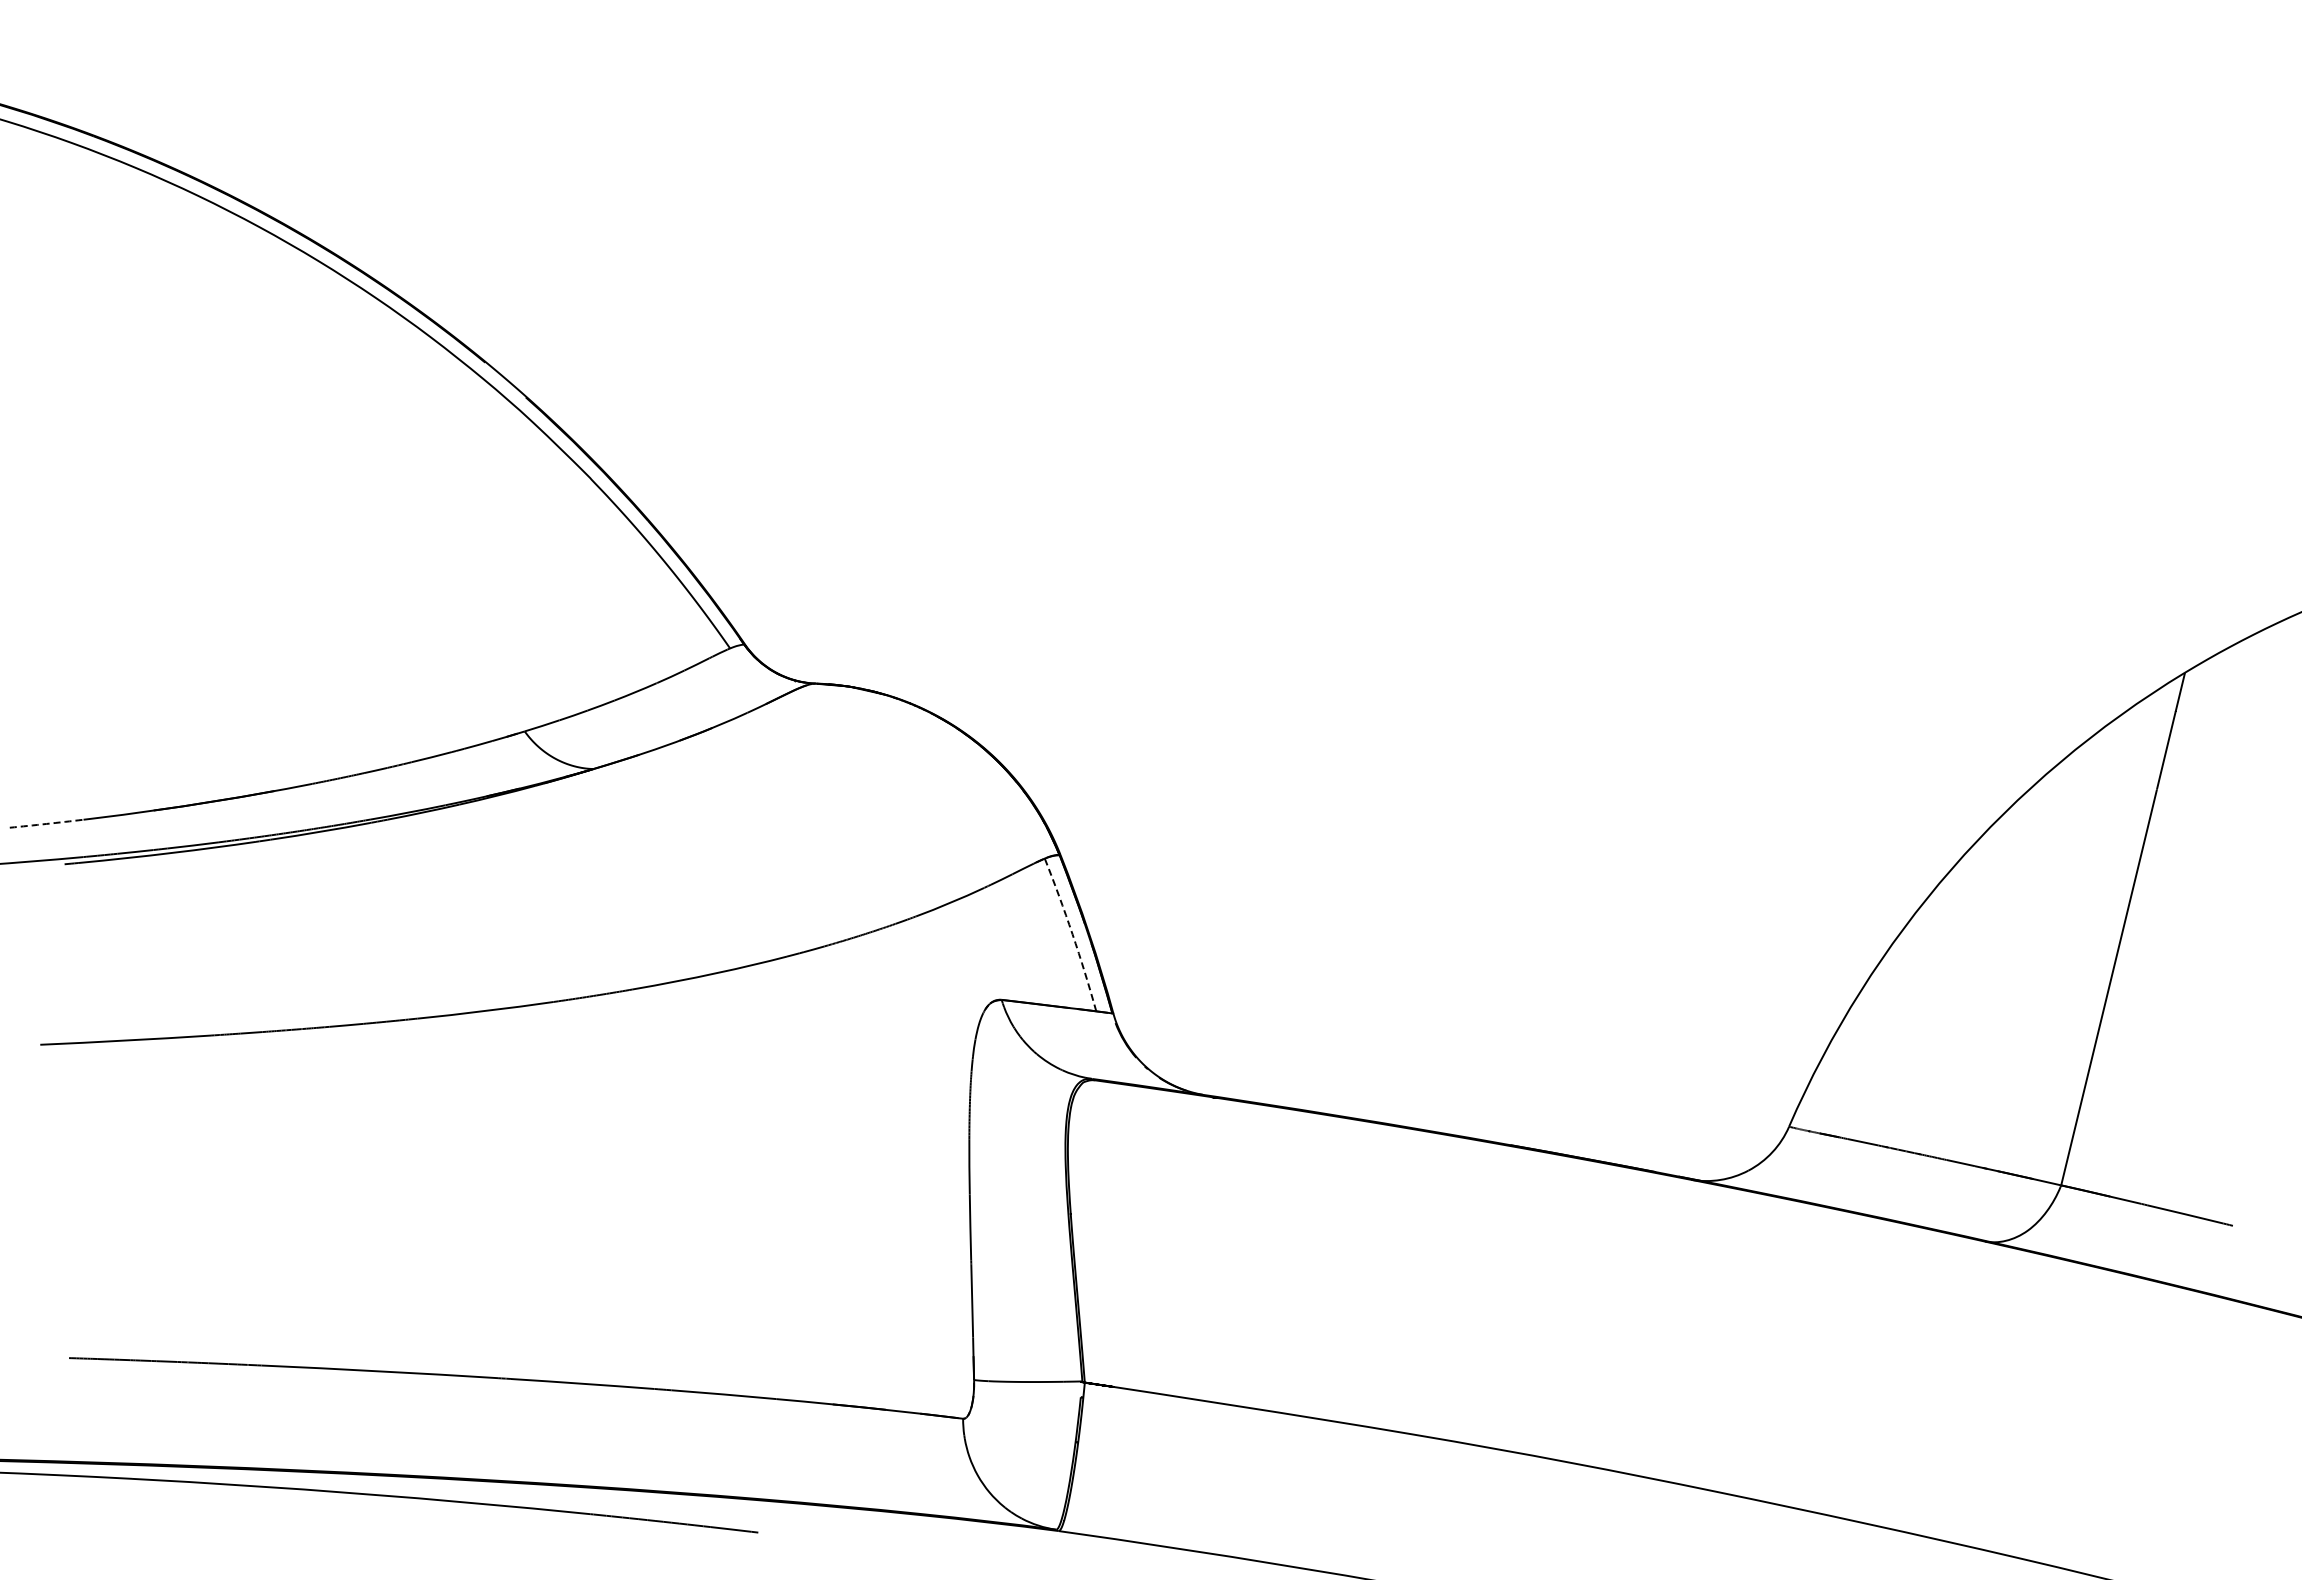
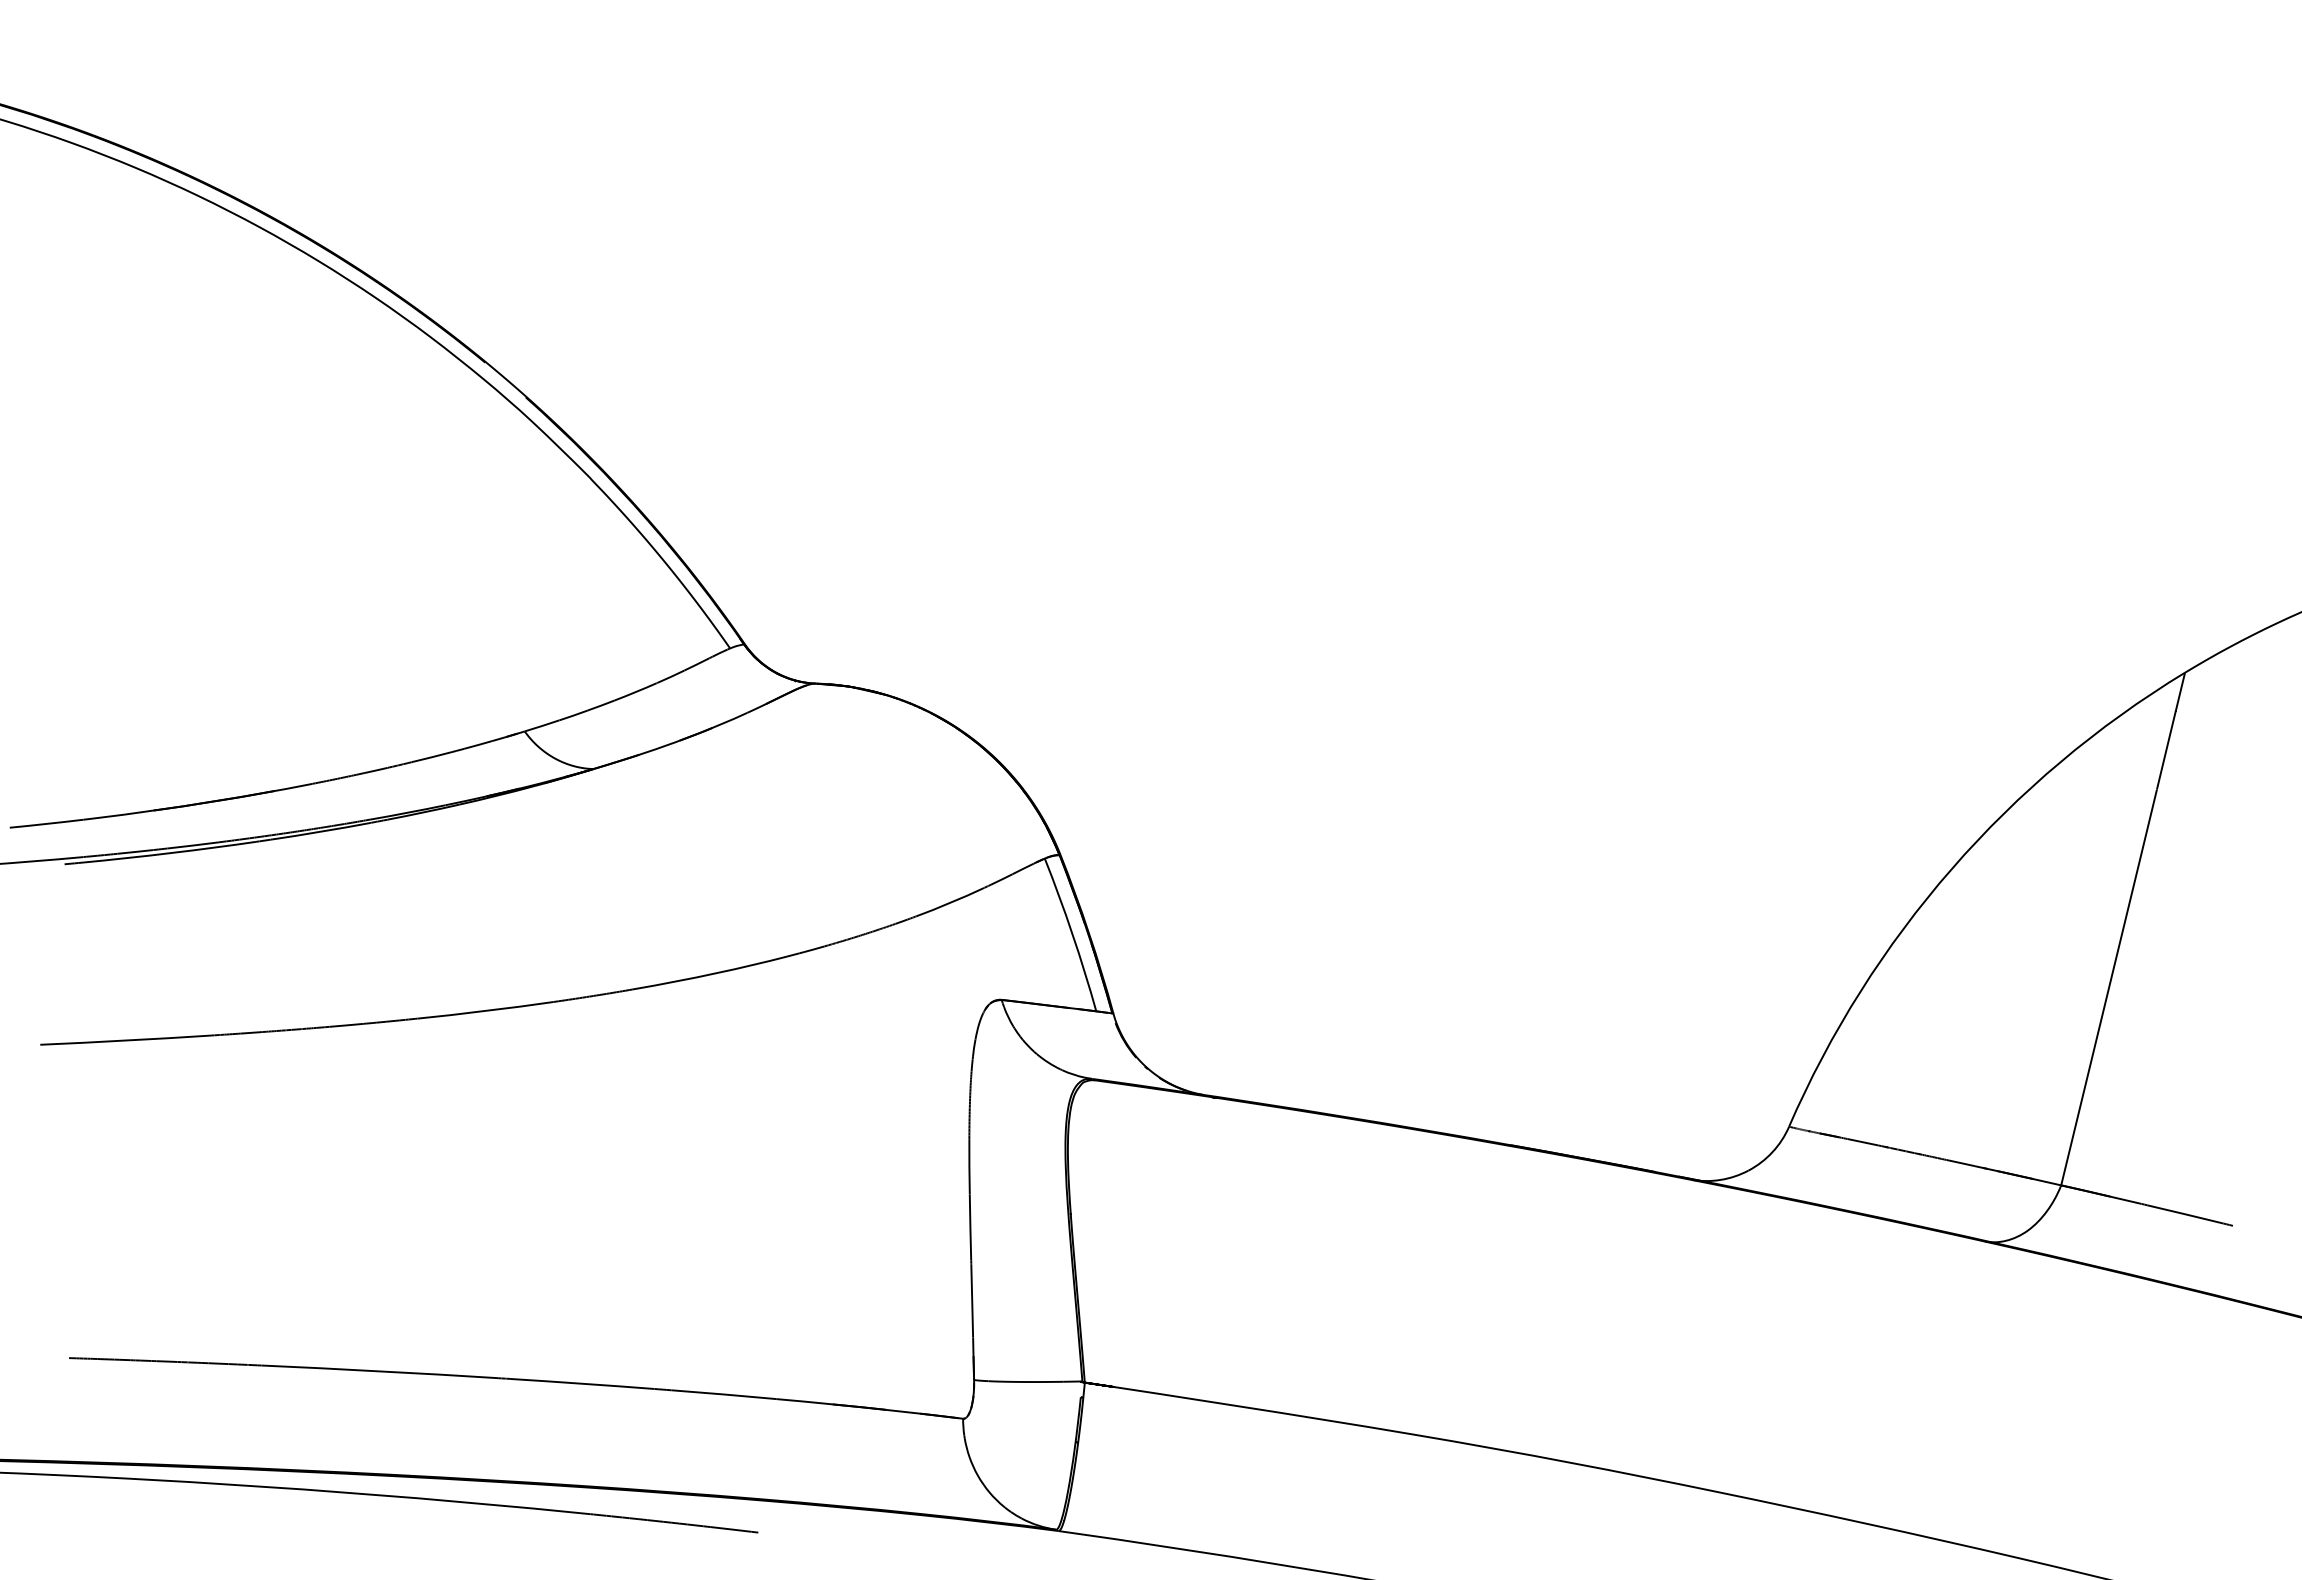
arc: dashed -> solid (46, 823)
arc: dashed -> solid (1072, 934)
